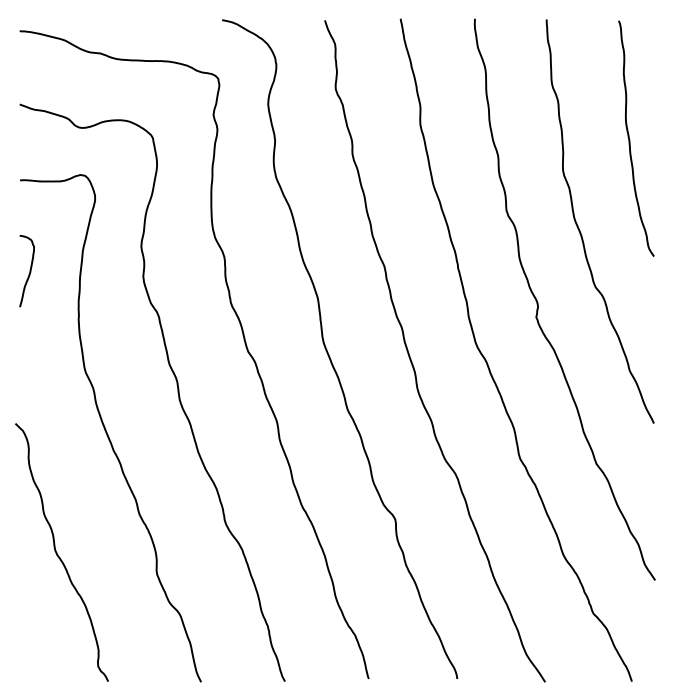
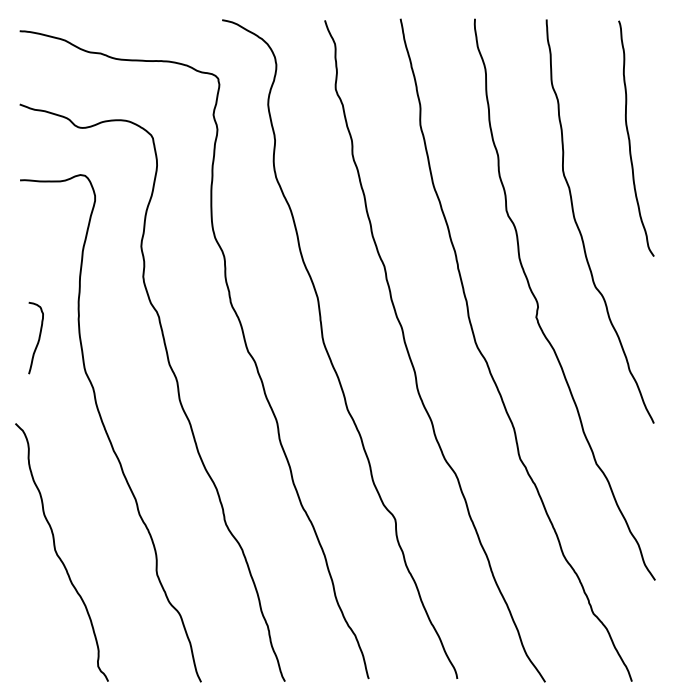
curve position: (29, 270) -> (38, 337) (38, 337)
